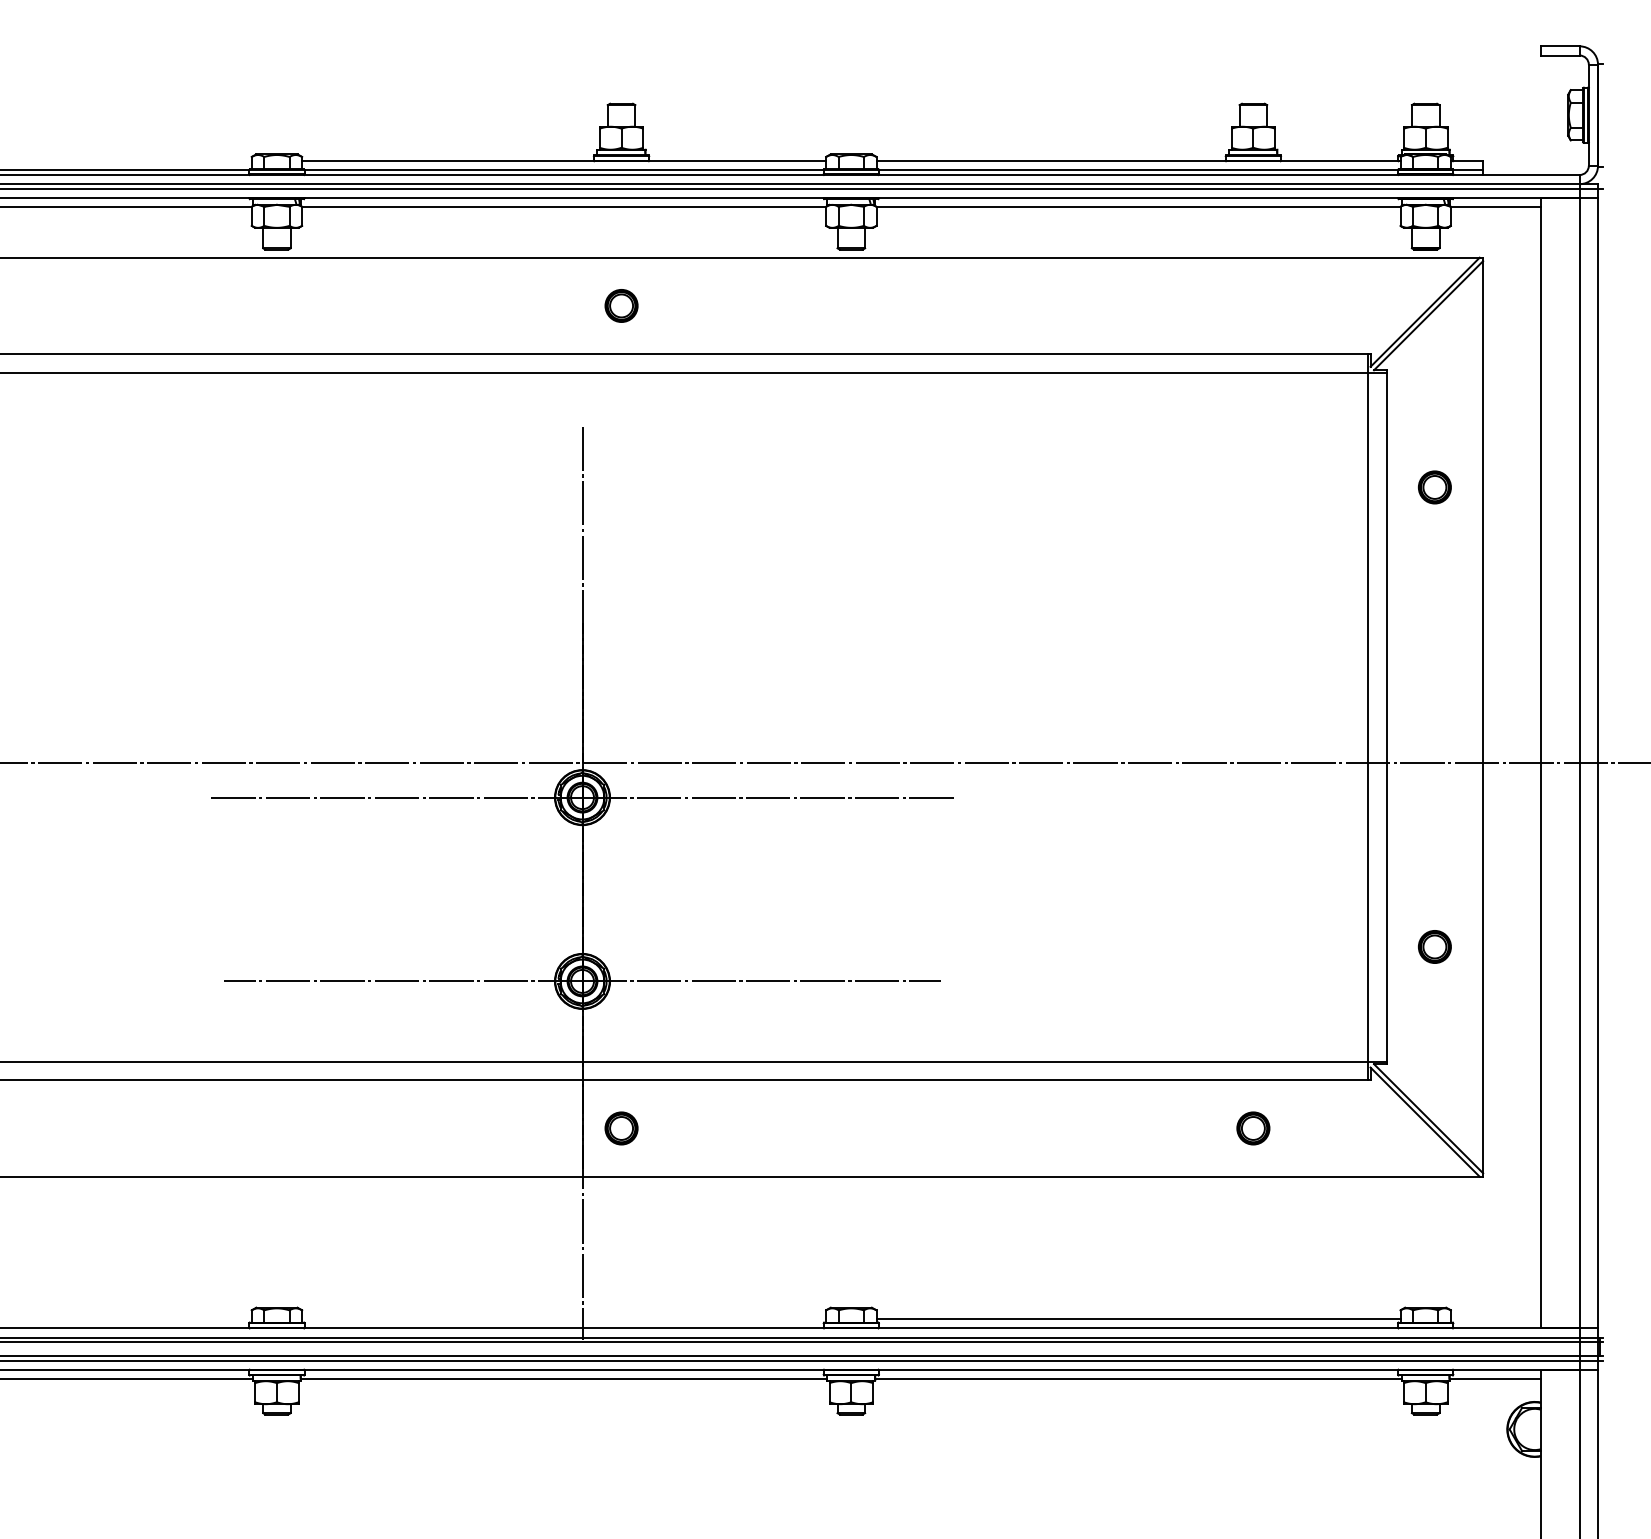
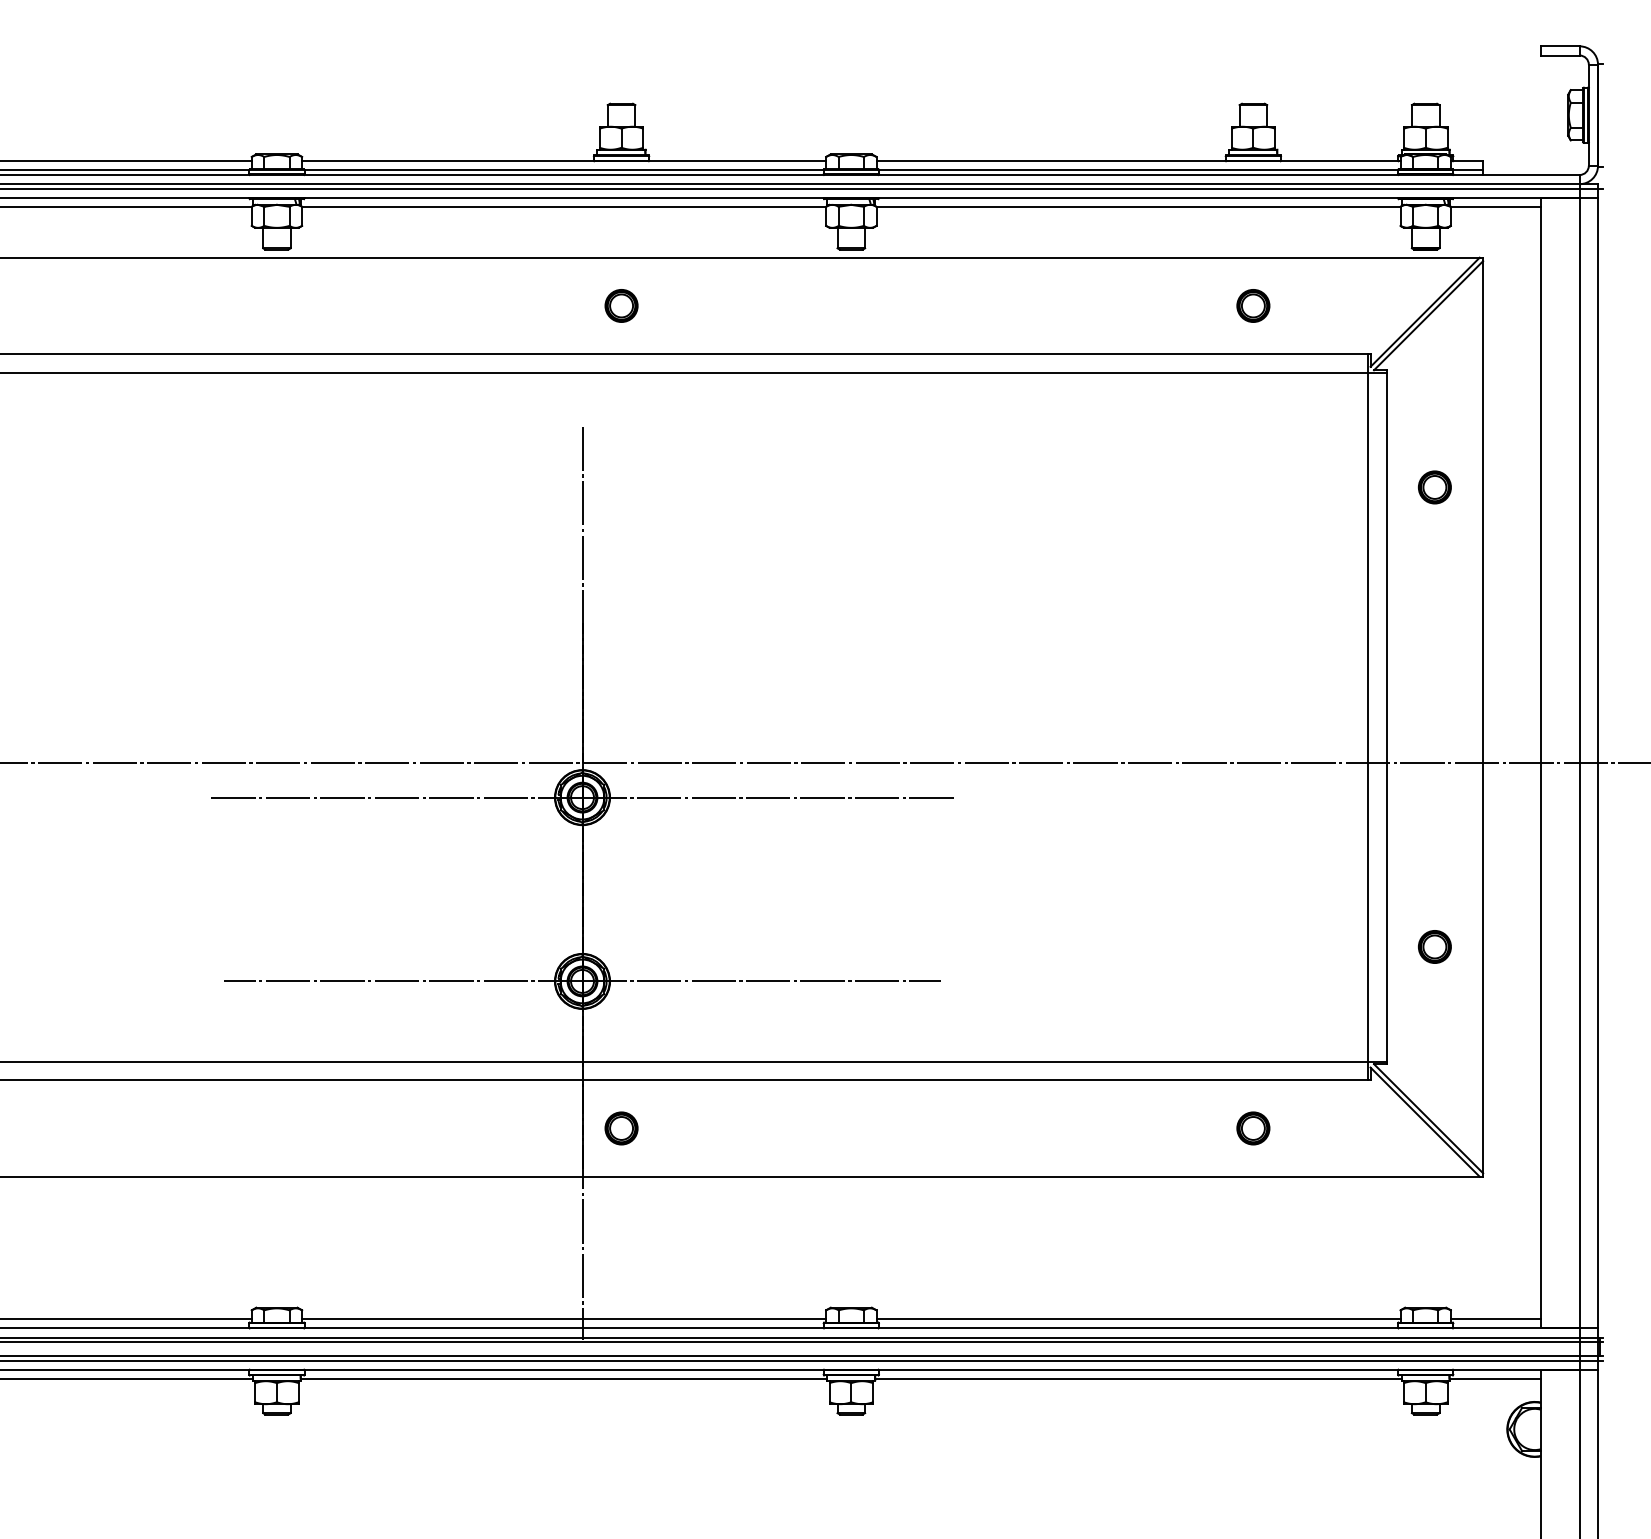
line: none -> present (126, 161)
part: none -> present (1253, 305)
line: none -> present (126, 1319)
line: none -> present (564, 1319)
line: none -> present (1495, 1319)
